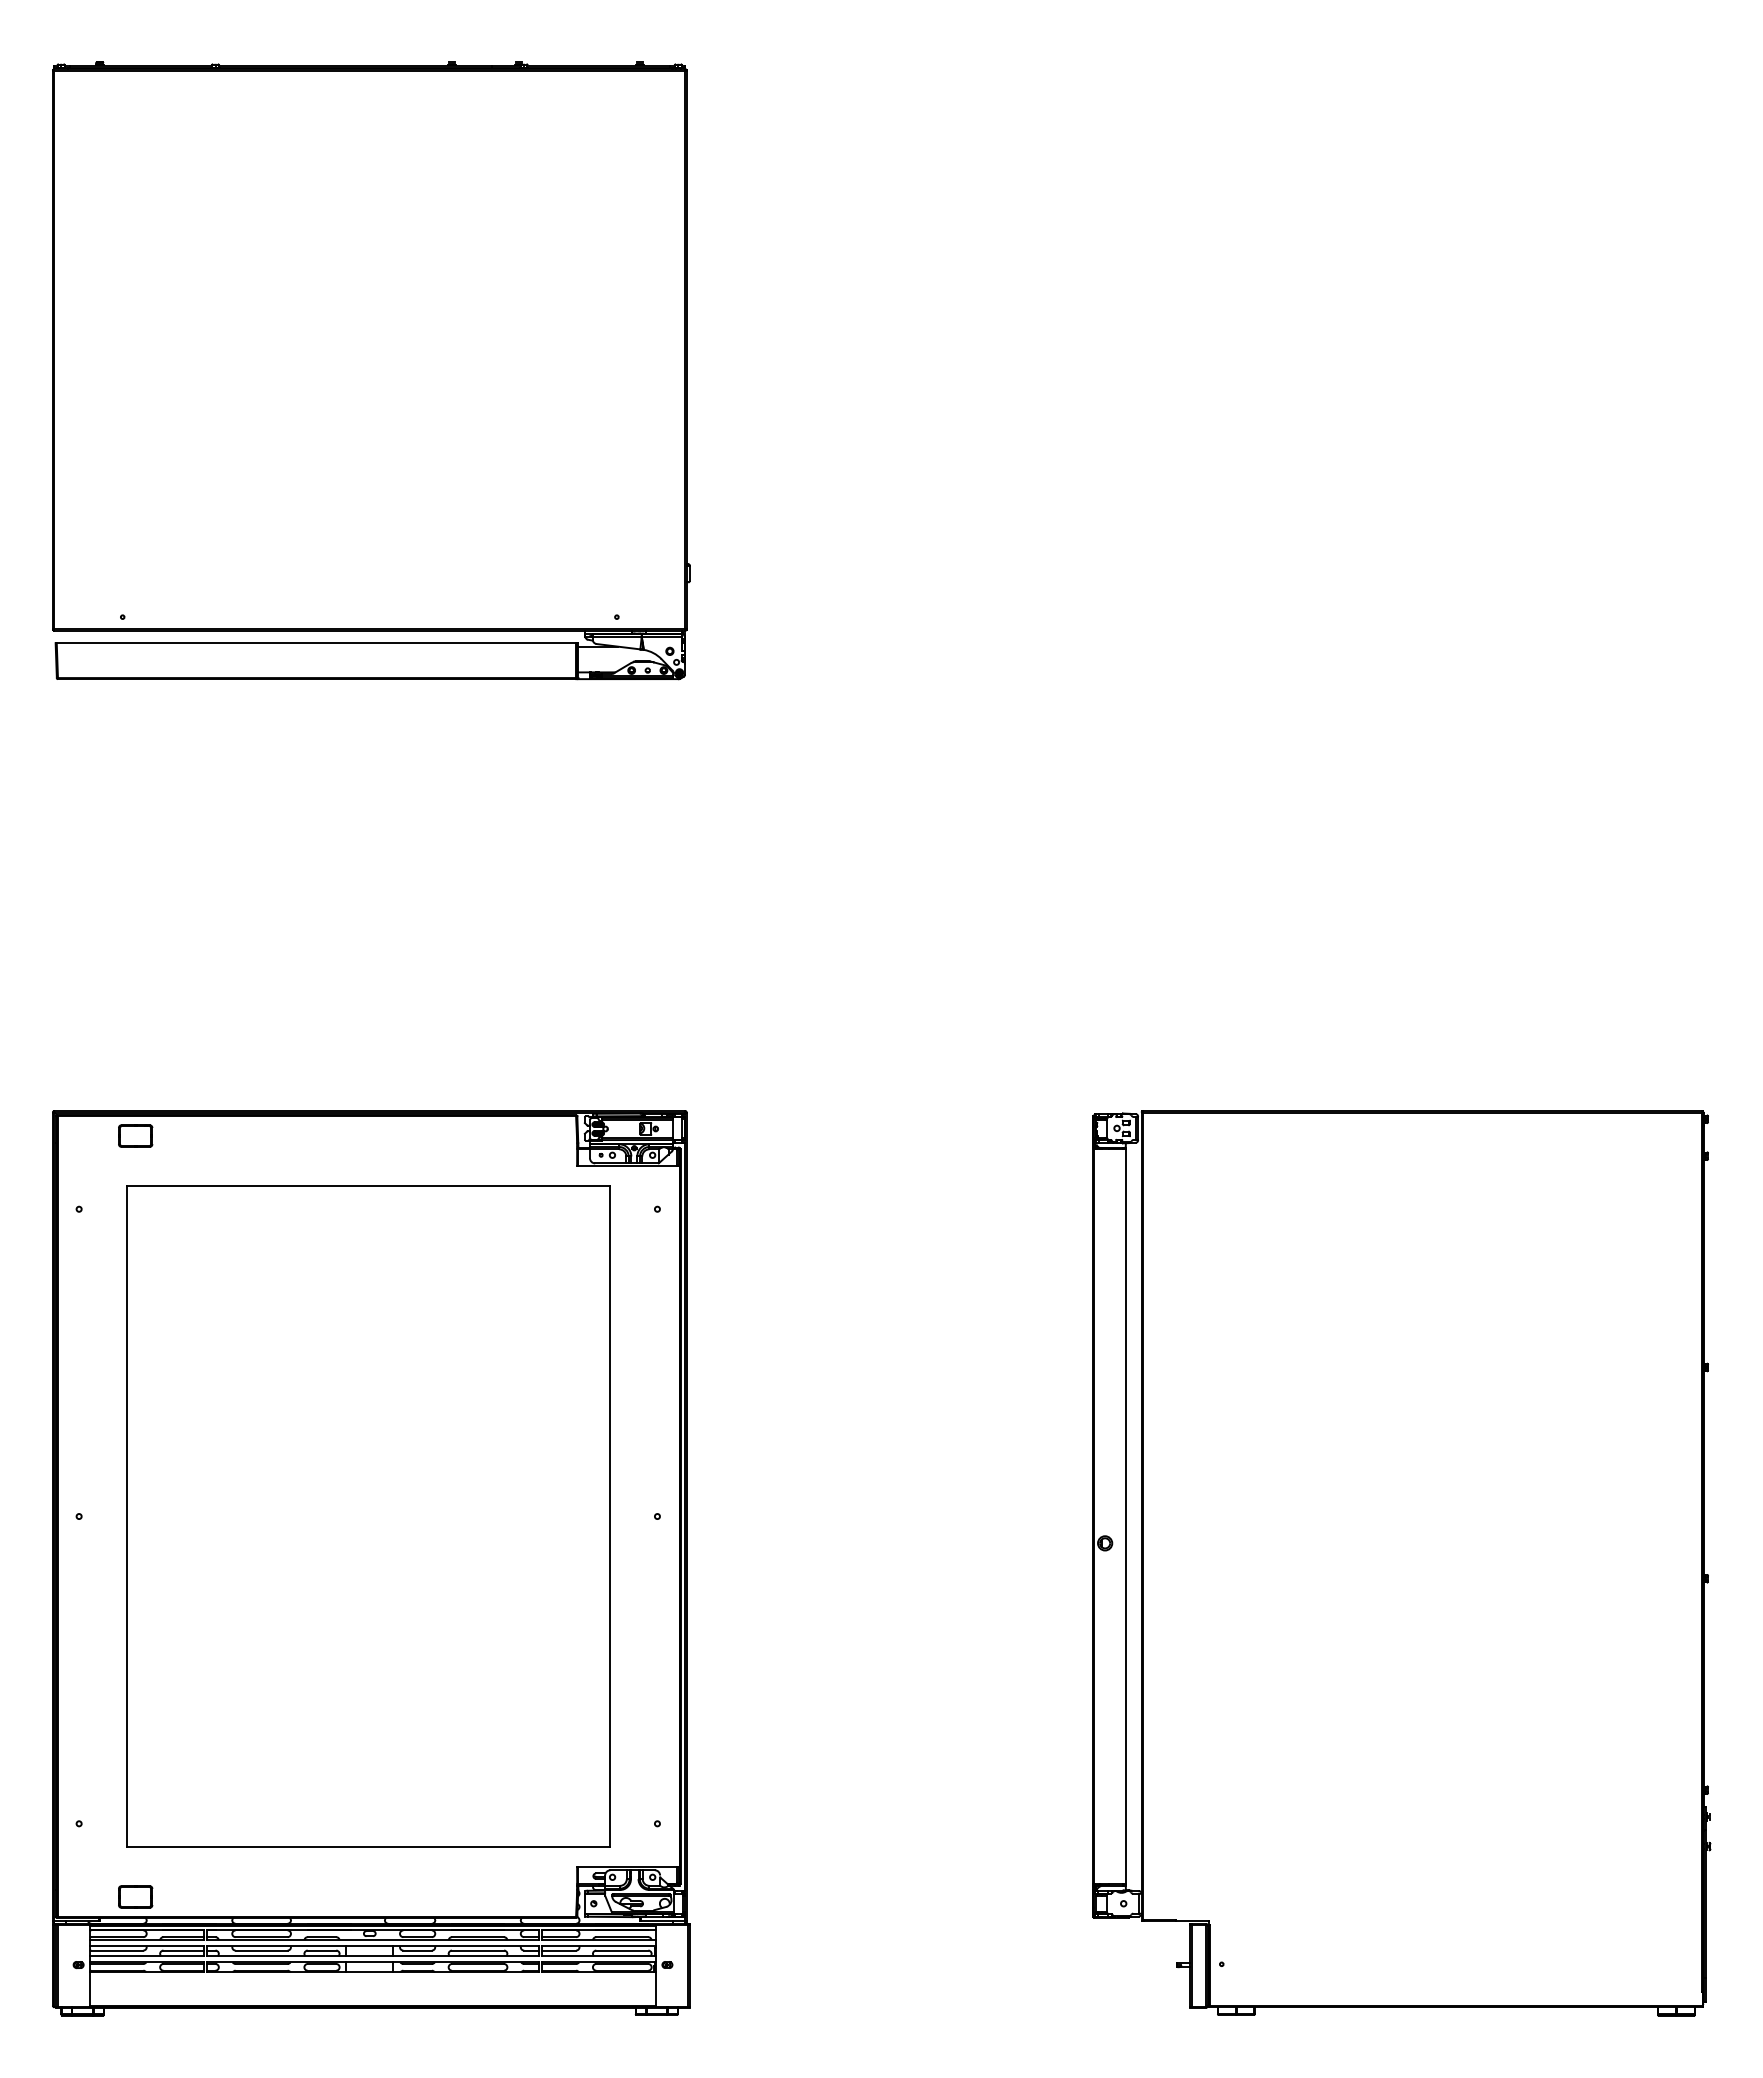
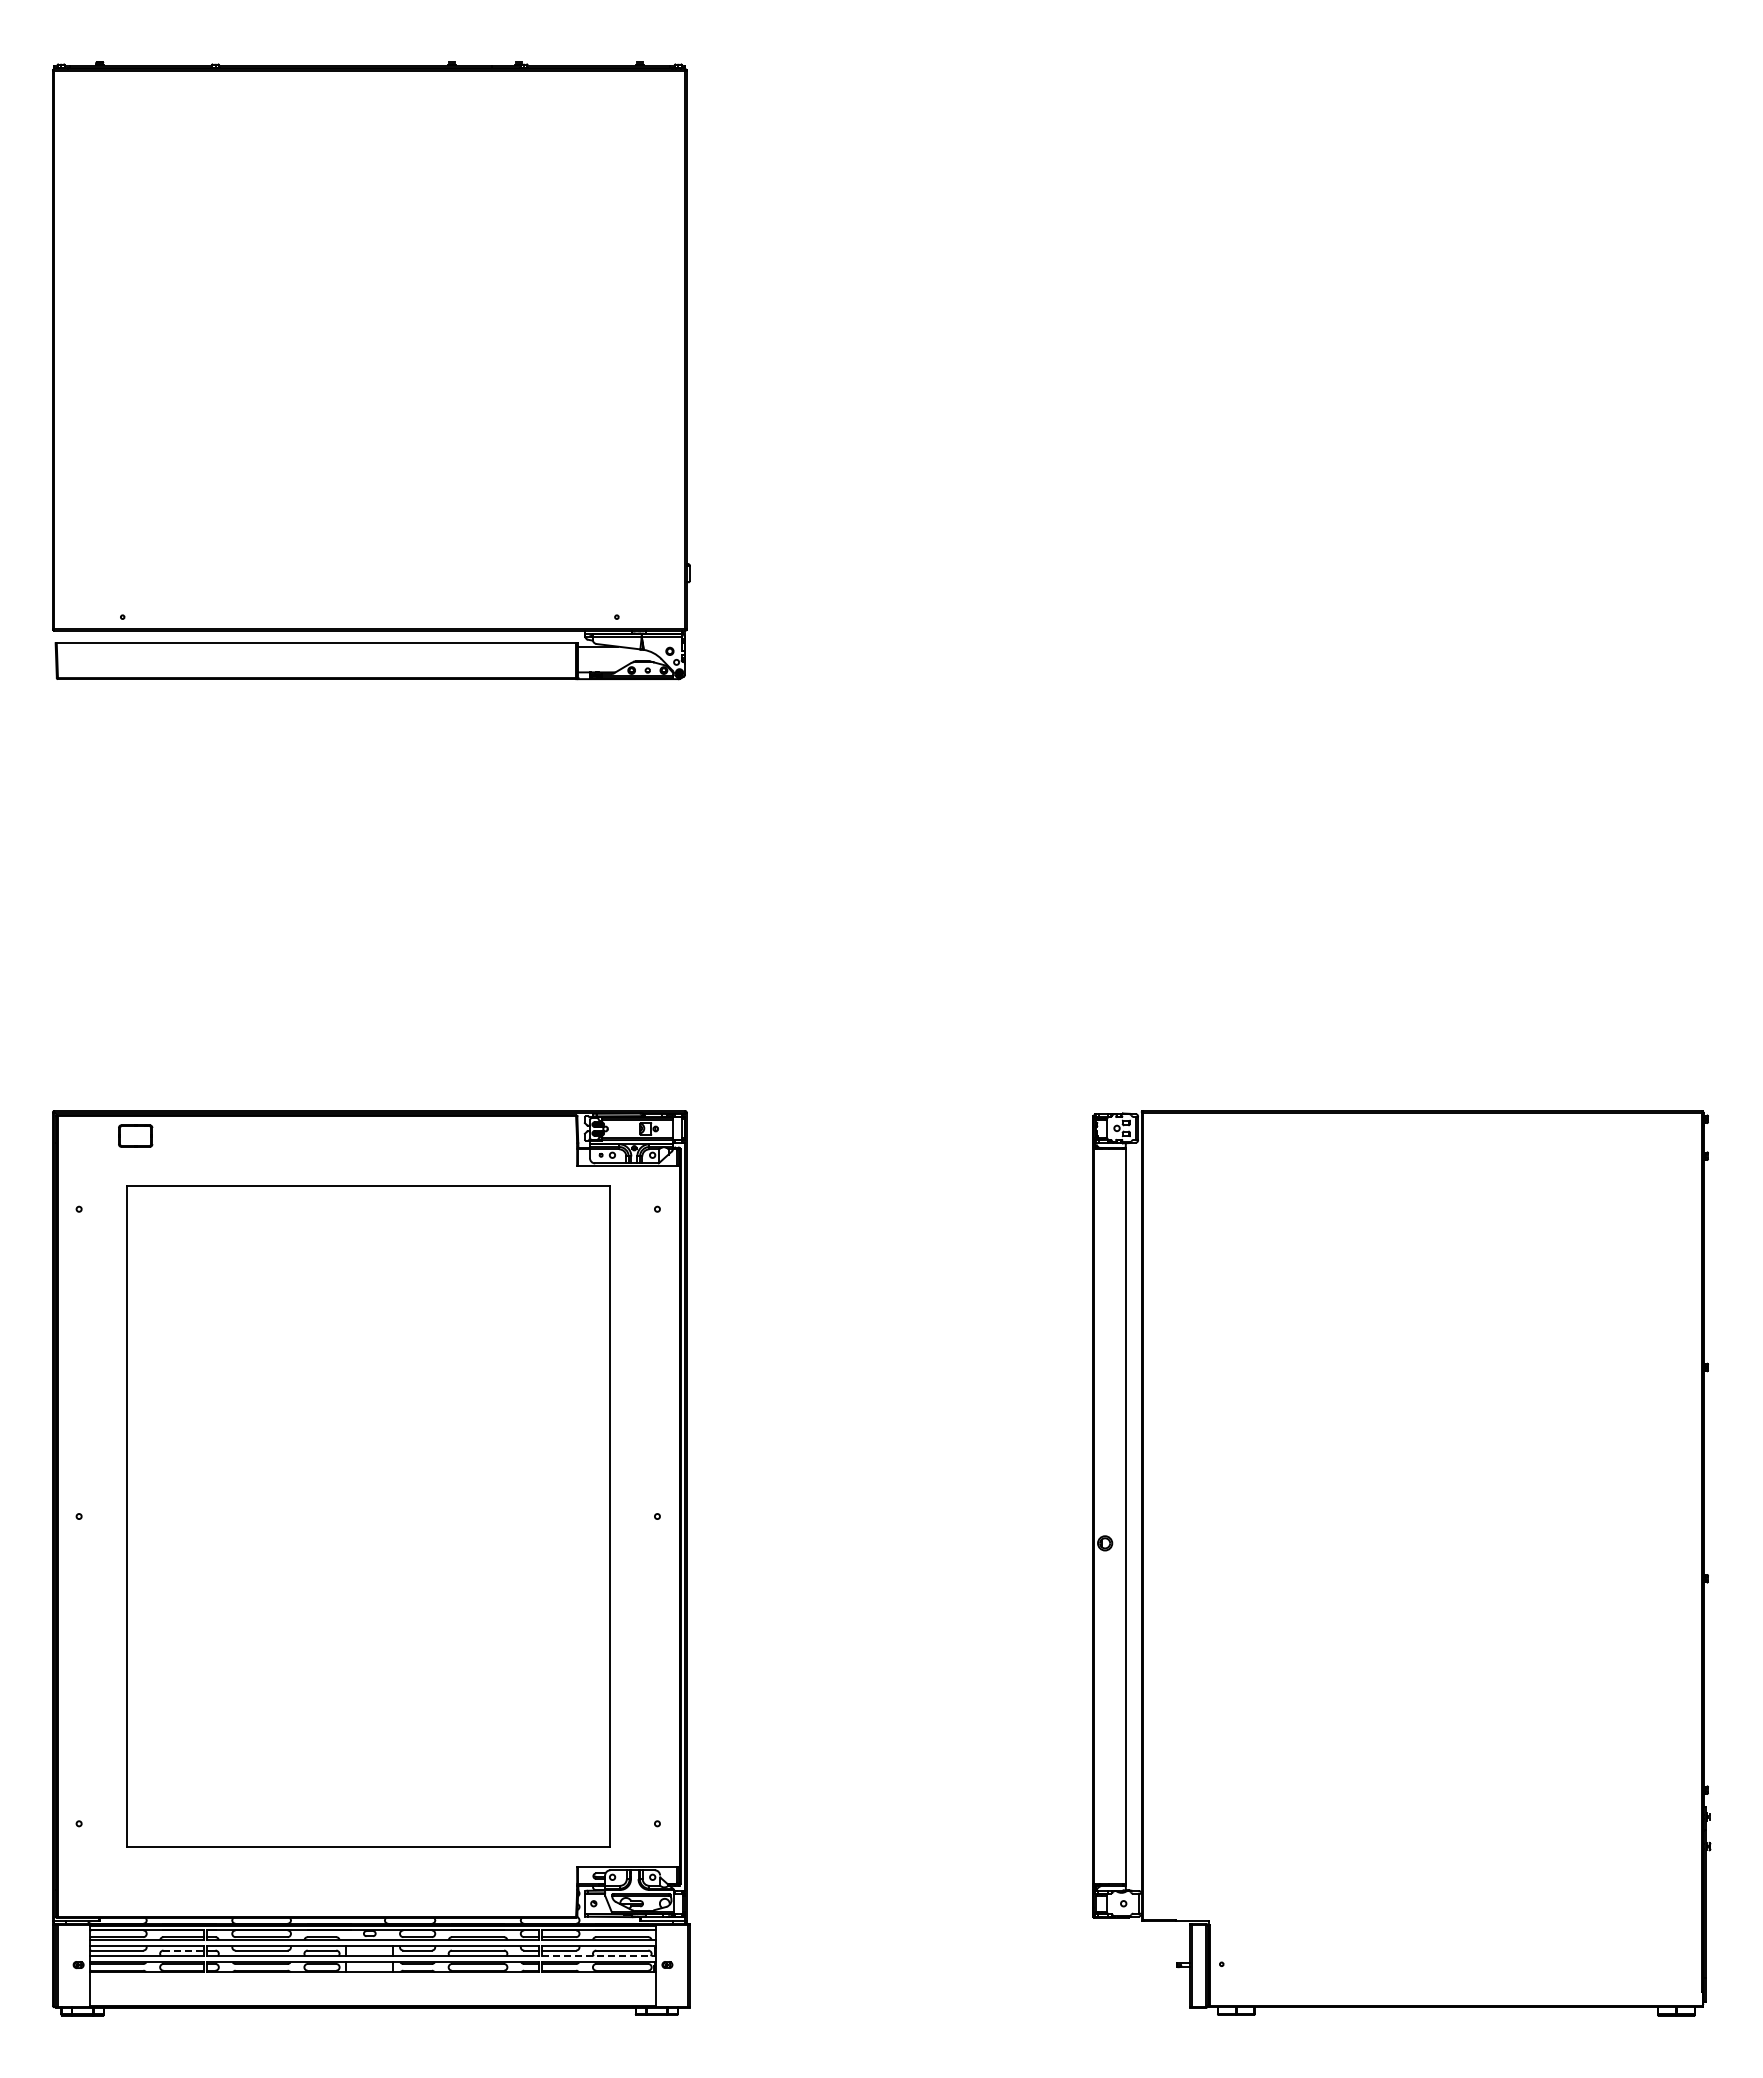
part: present -> none (135, 1896)
line: solid -> dashed (184, 1950)
line: solid -> dashed (599, 1956)
